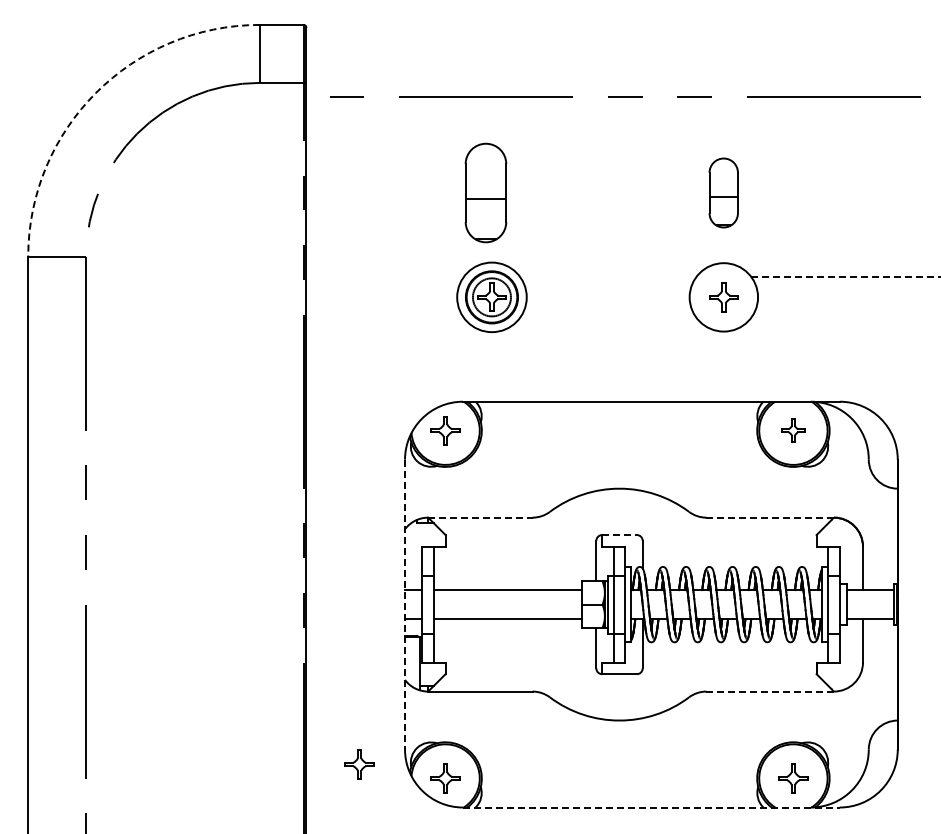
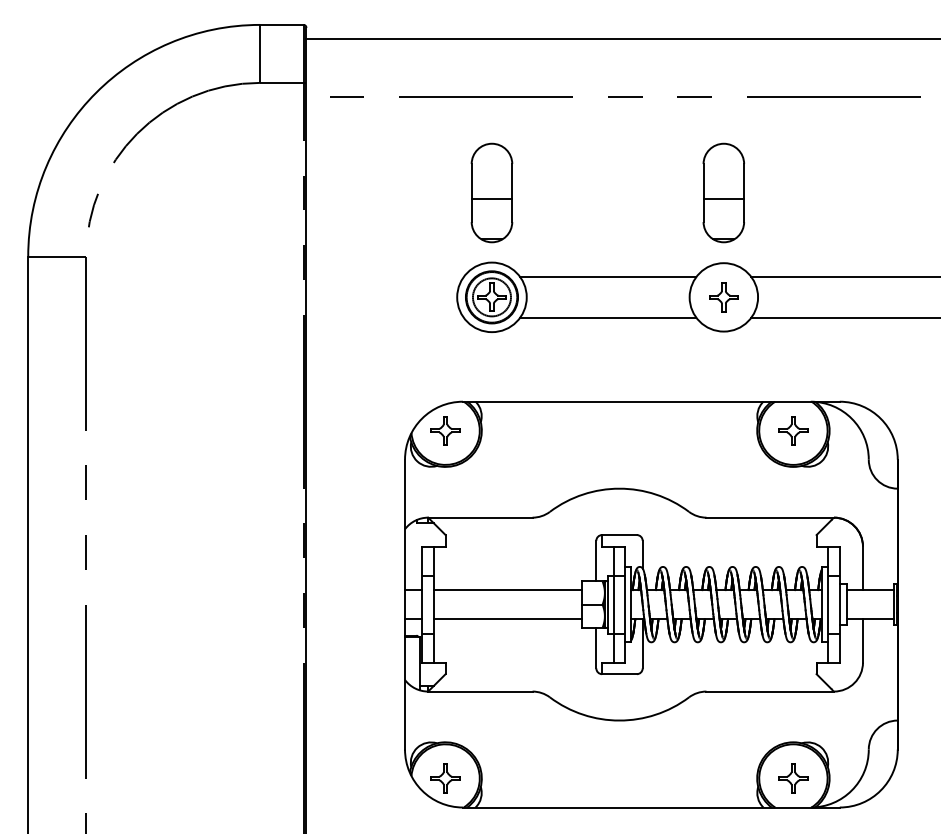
line: none -> present (621, 39)
arc: dashed -> solid (96, 92)
part position: (485, 192) -> (491, 192) (491, 192)
part size: 31x72 px -> 43x102 px (723, 192)
line: none -> present (608, 277)
line: dashed -> solid (845, 277)
line: none -> present (608, 317)
line: none -> present (844, 317)
part size: 25x25 px -> 31x30 px (793, 430)
line: dashed -> solid (480, 517)
line: dashed -> solid (770, 517)
line: dashed -> solid (620, 535)
line: dashed -> solid (405, 604)
line: dashed -> solid (770, 691)
part: present -> none (359, 764)
line: dashed -> solid (651, 807)
